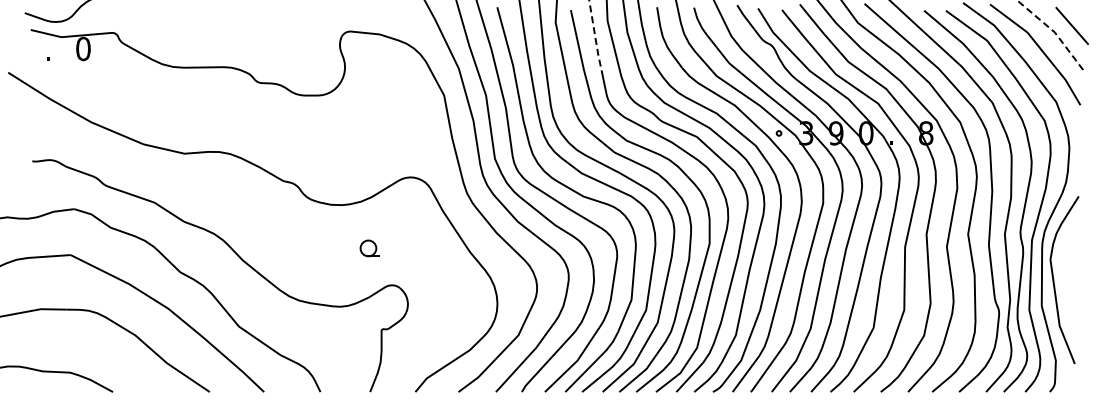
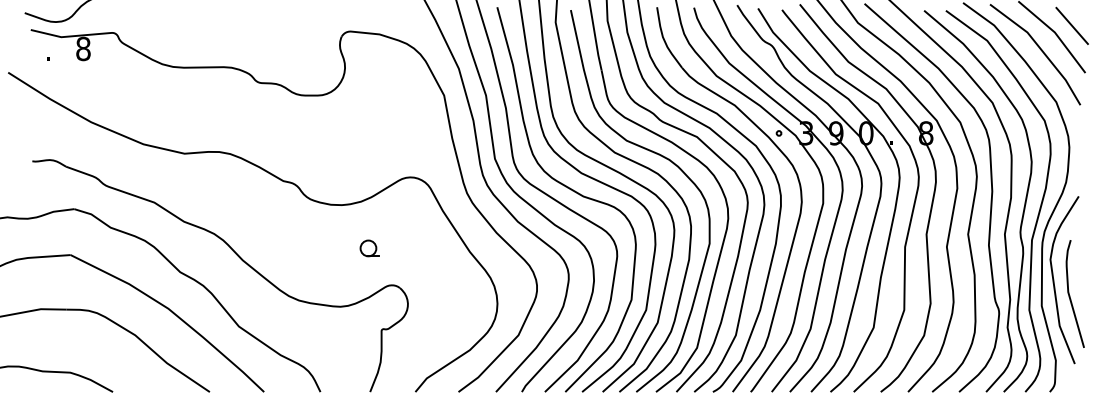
line: dashed -> solid (1055, 33)
line: dashed -> solid (595, 36)
text: 0 -> 8 (83, 48)
curve: none -> present (1070, 295)
